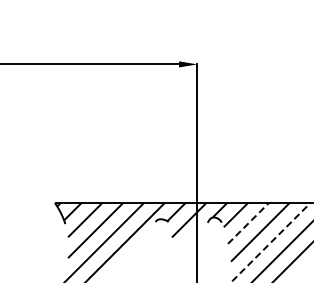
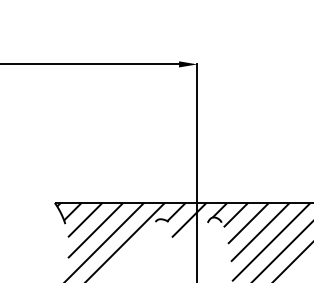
line: dashed -> solid (248, 223)
line: dashed -> solid (271, 241)
